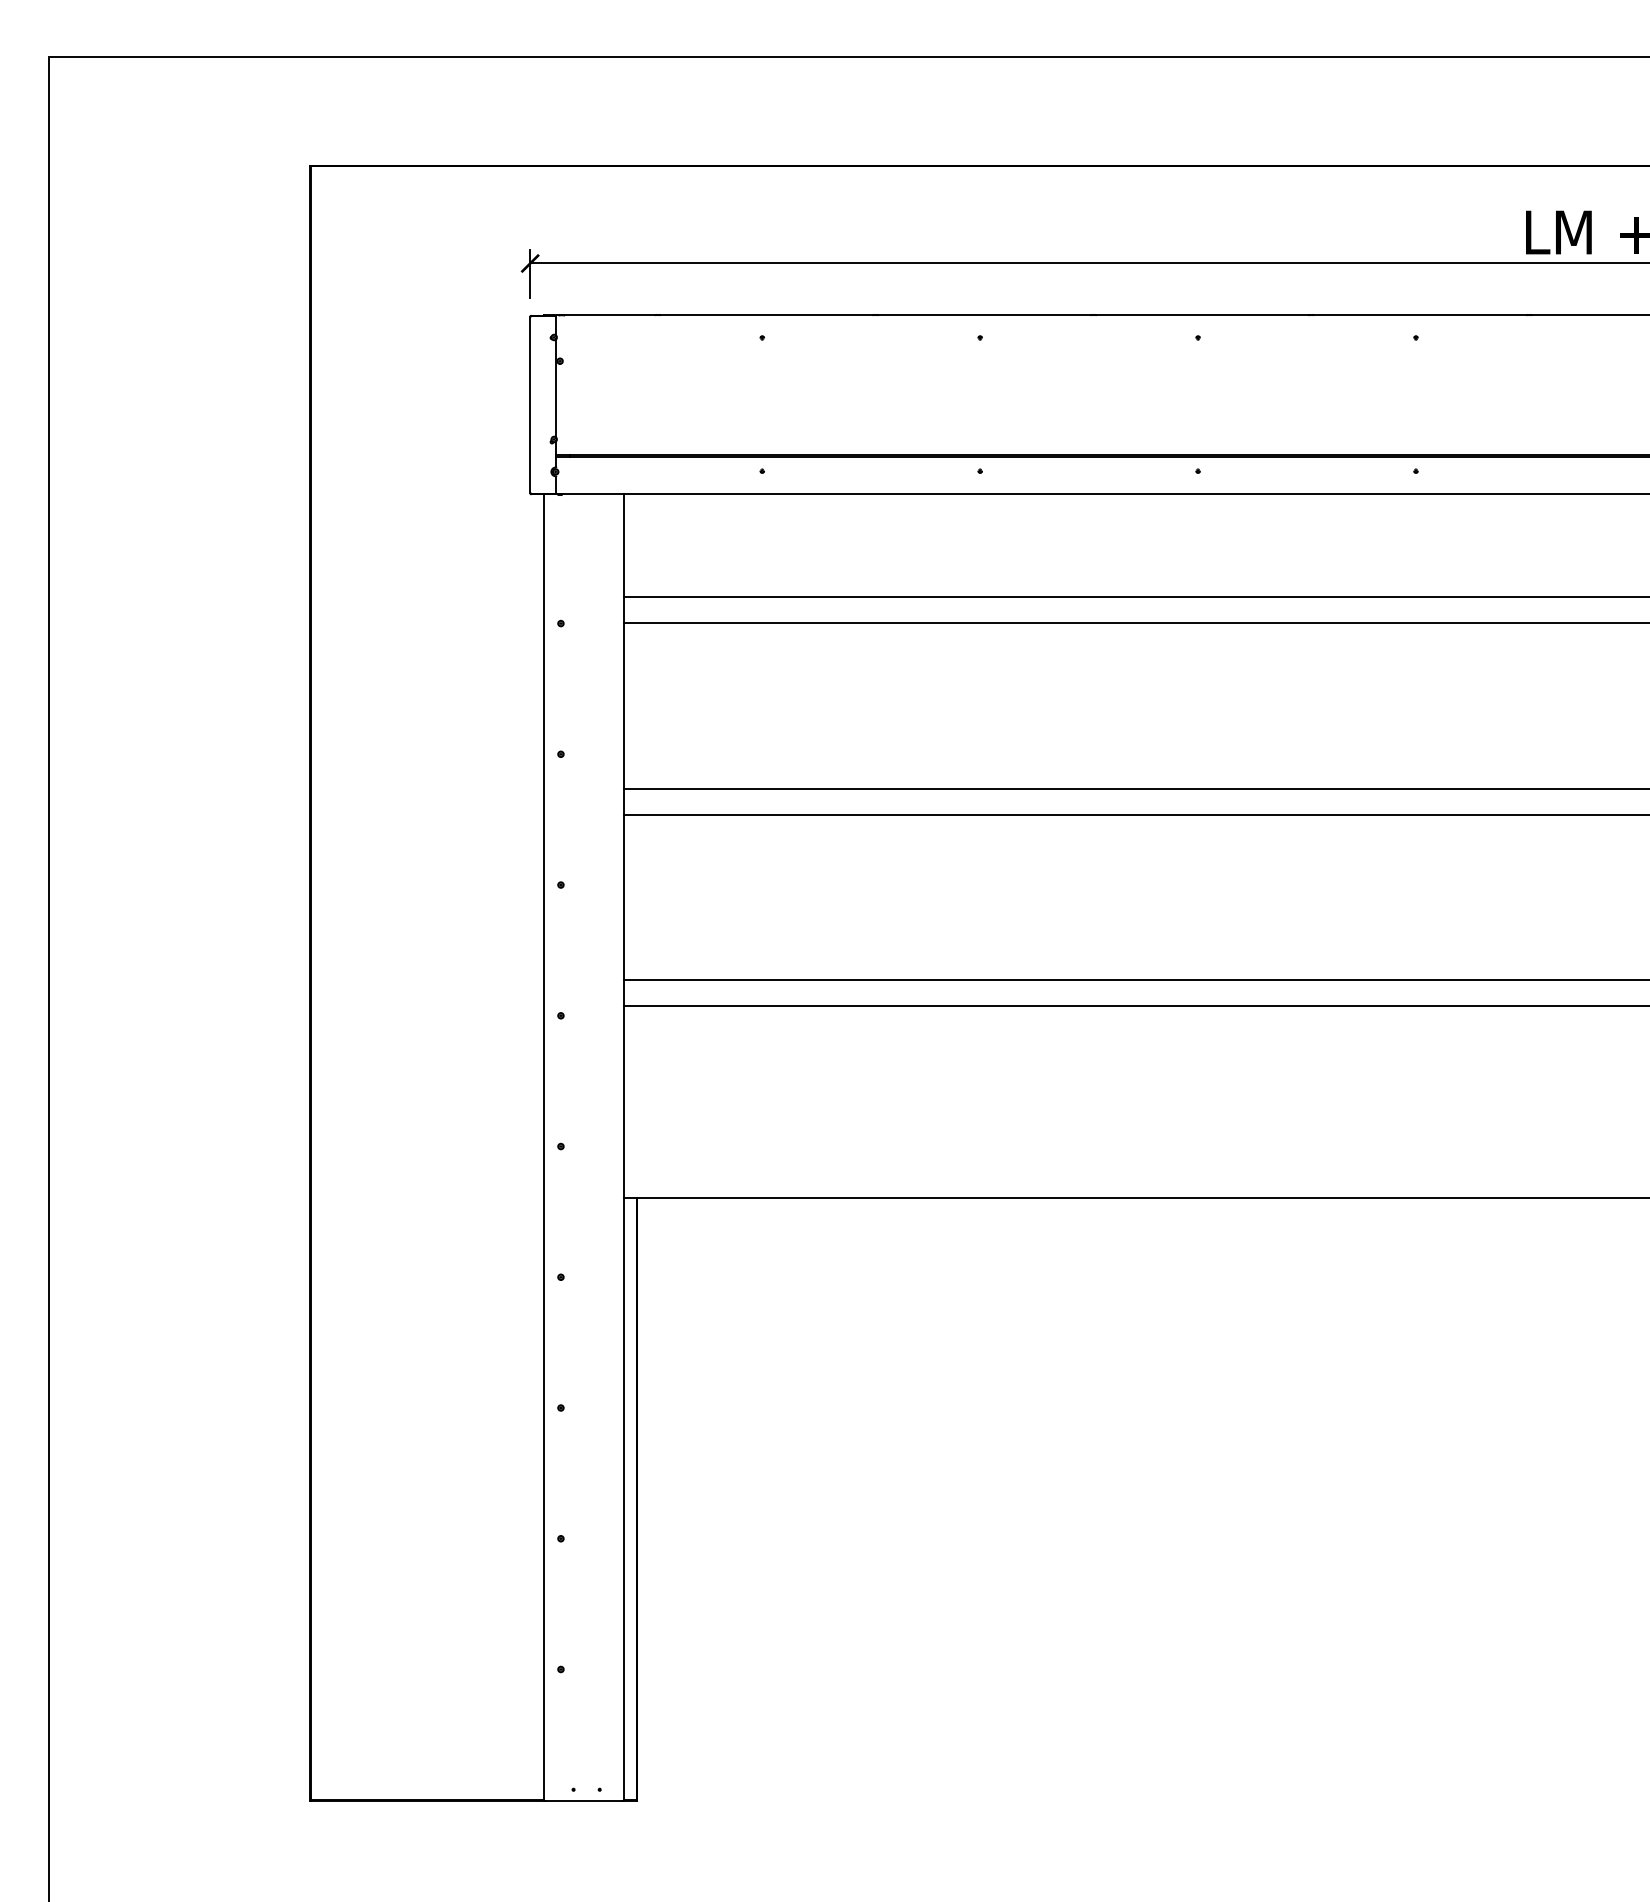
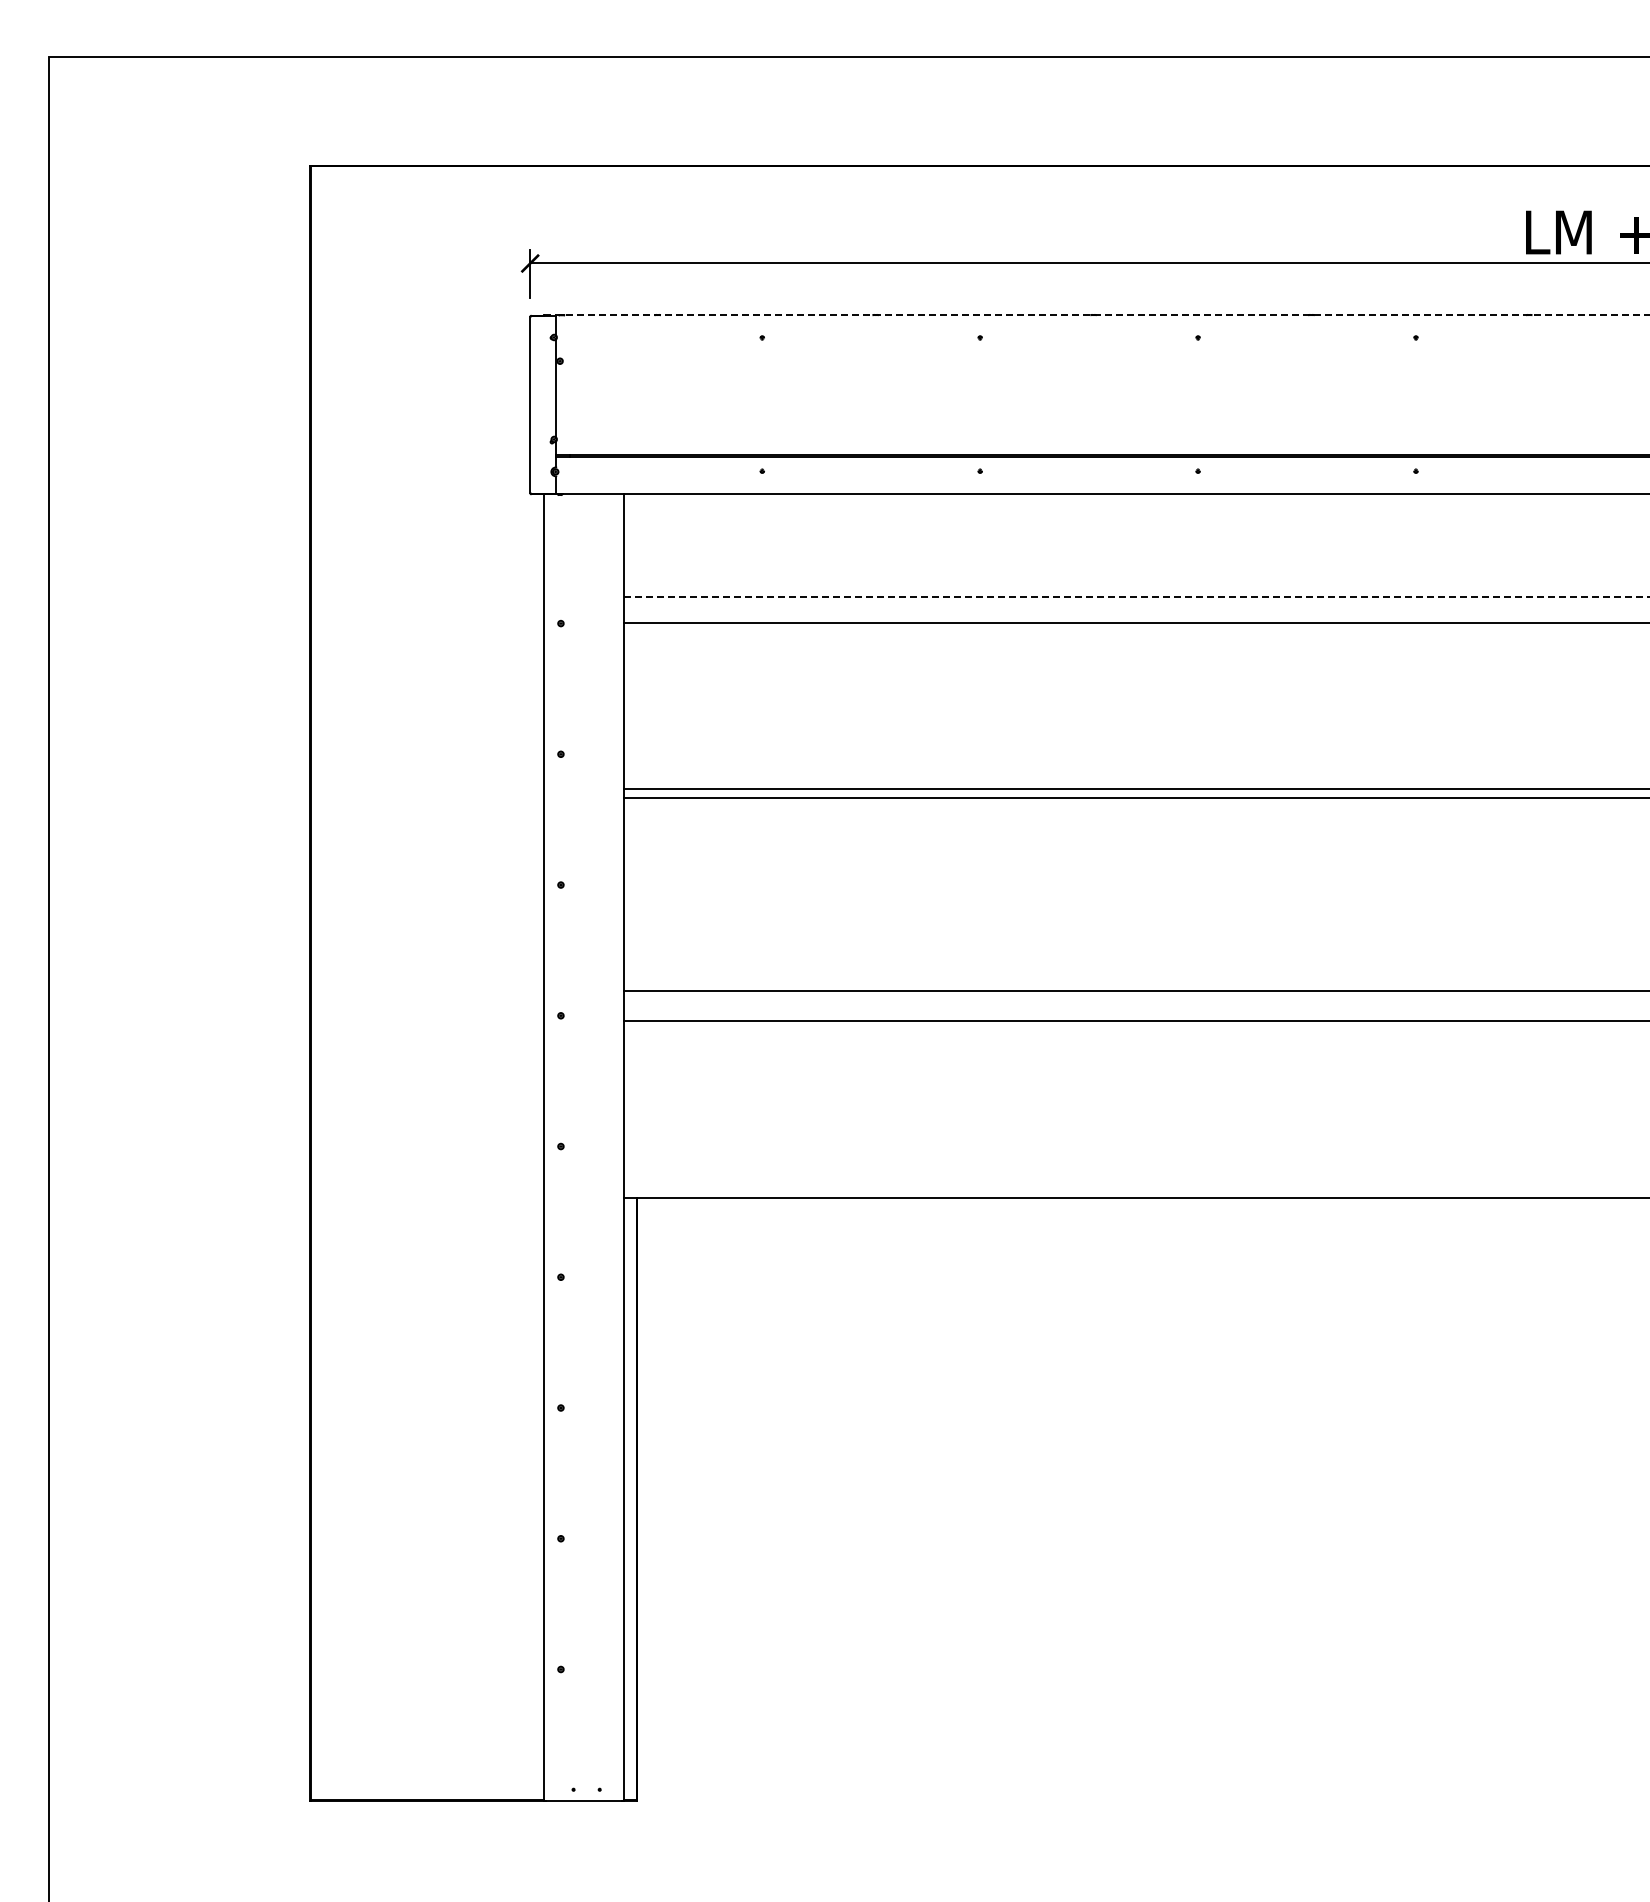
line: solid -> dashed (1097, 315)
line: solid -> dashed (1136, 596)
line position: (1135, 814) -> (1135, 797) (1135, 797)
line position: (1135, 980) -> (1135, 991) (1135, 991)
line position: (1135, 1006) -> (1135, 1021) (1135, 1021)
